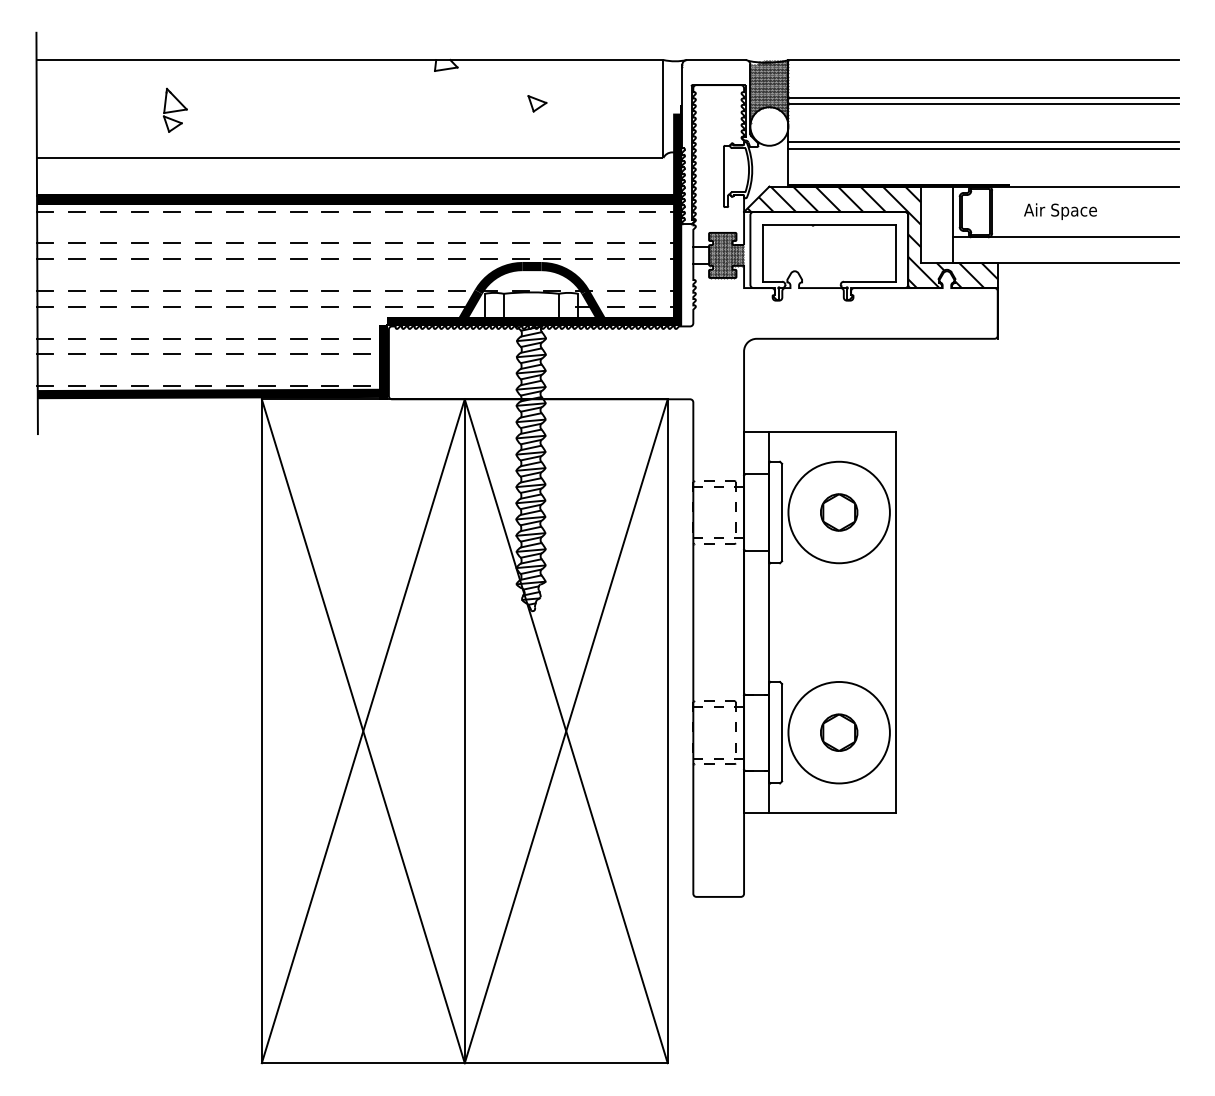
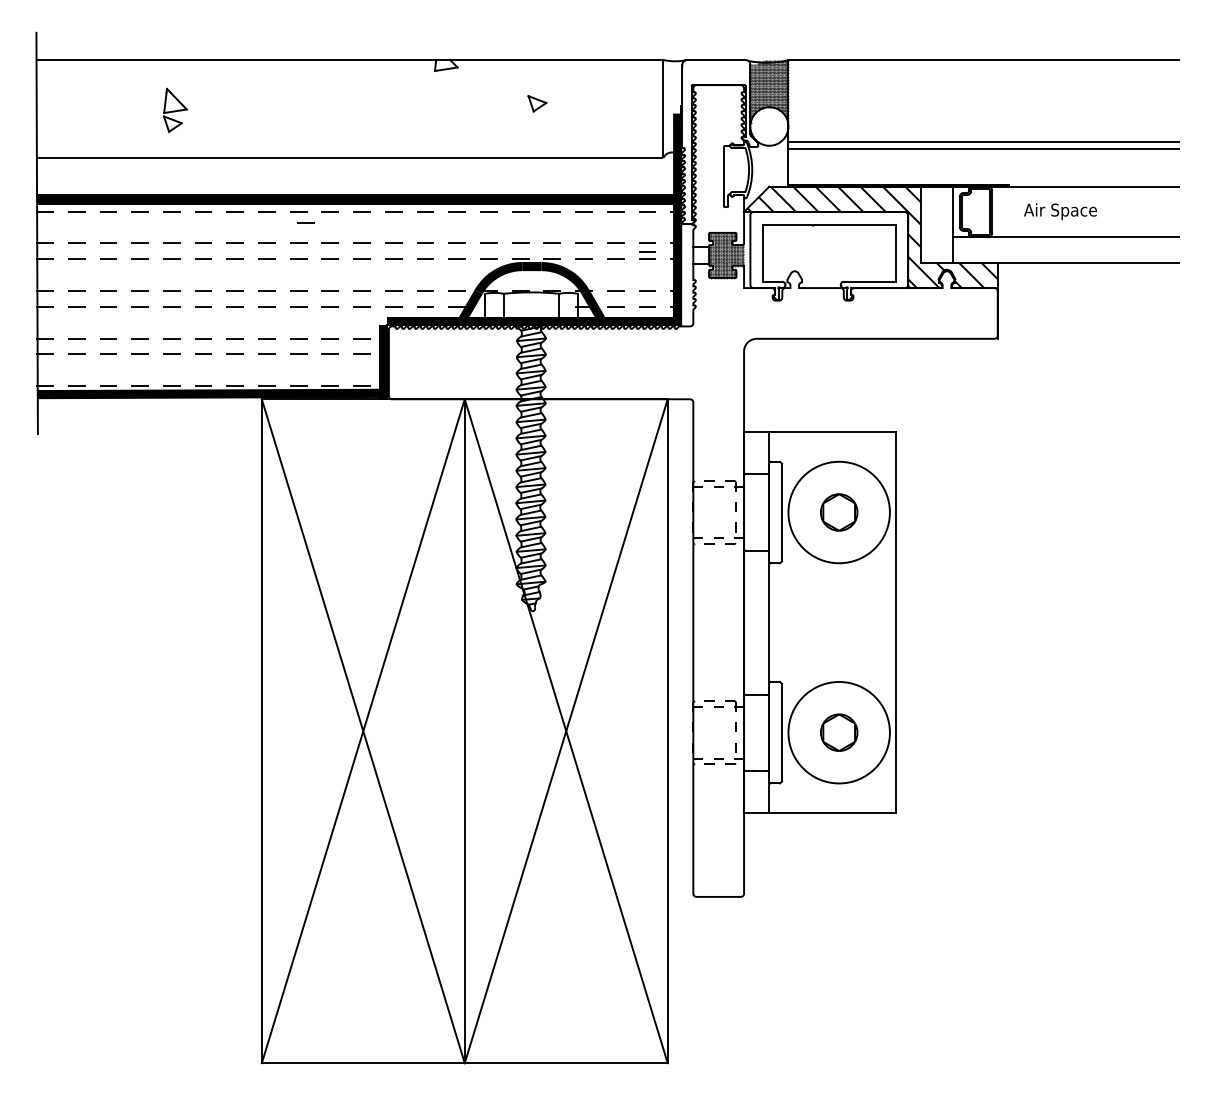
line: present -> none (983, 98)
line: present -> none (983, 104)
line: none -> present (305, 222)
line: none -> present (647, 251)
